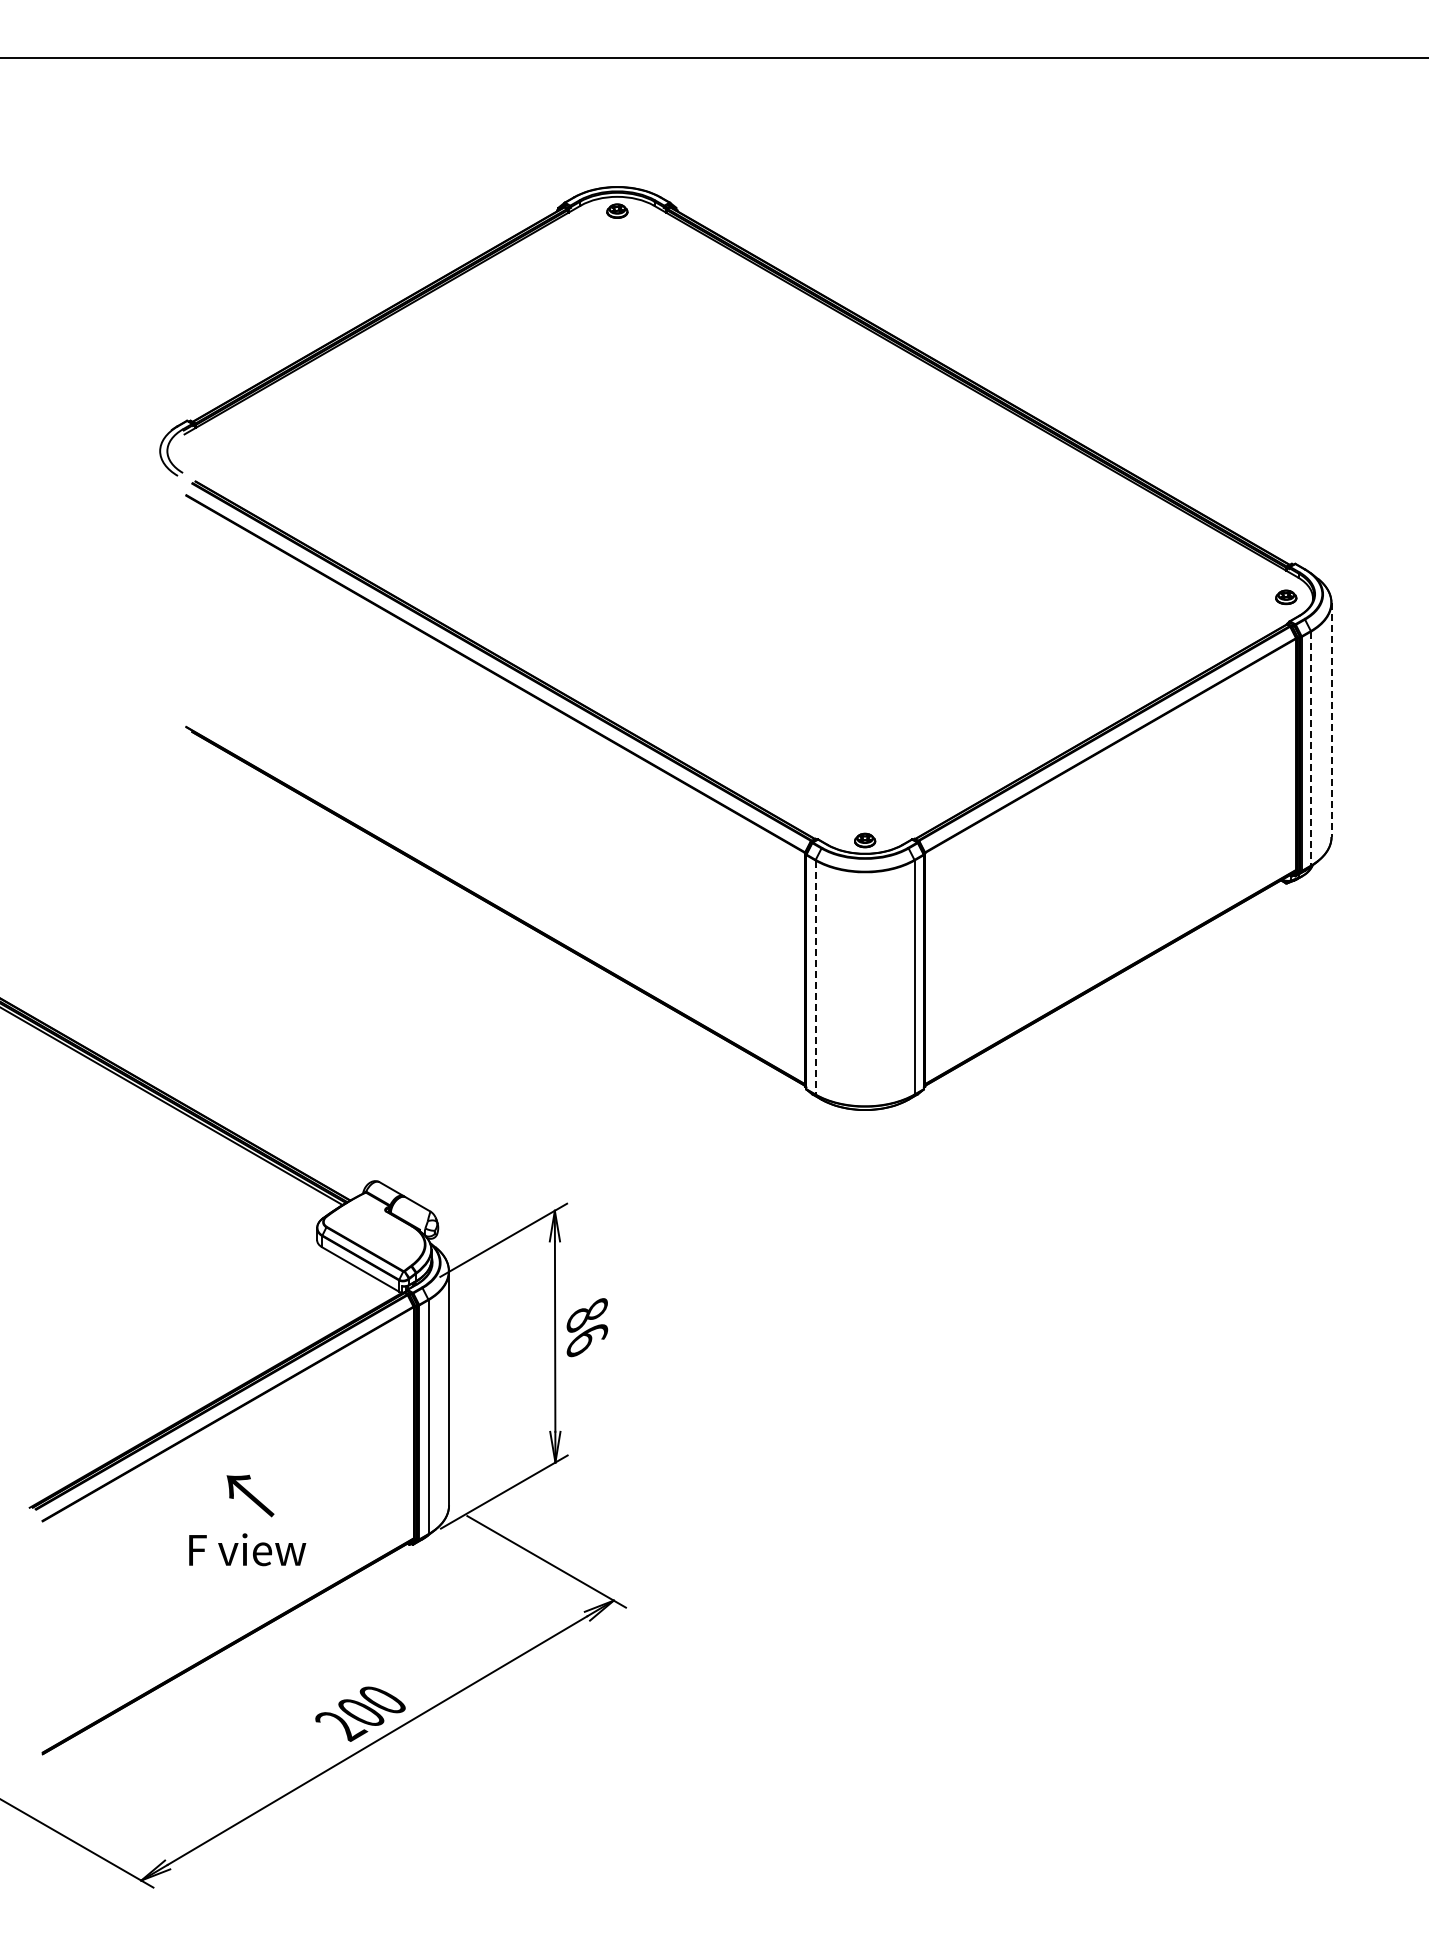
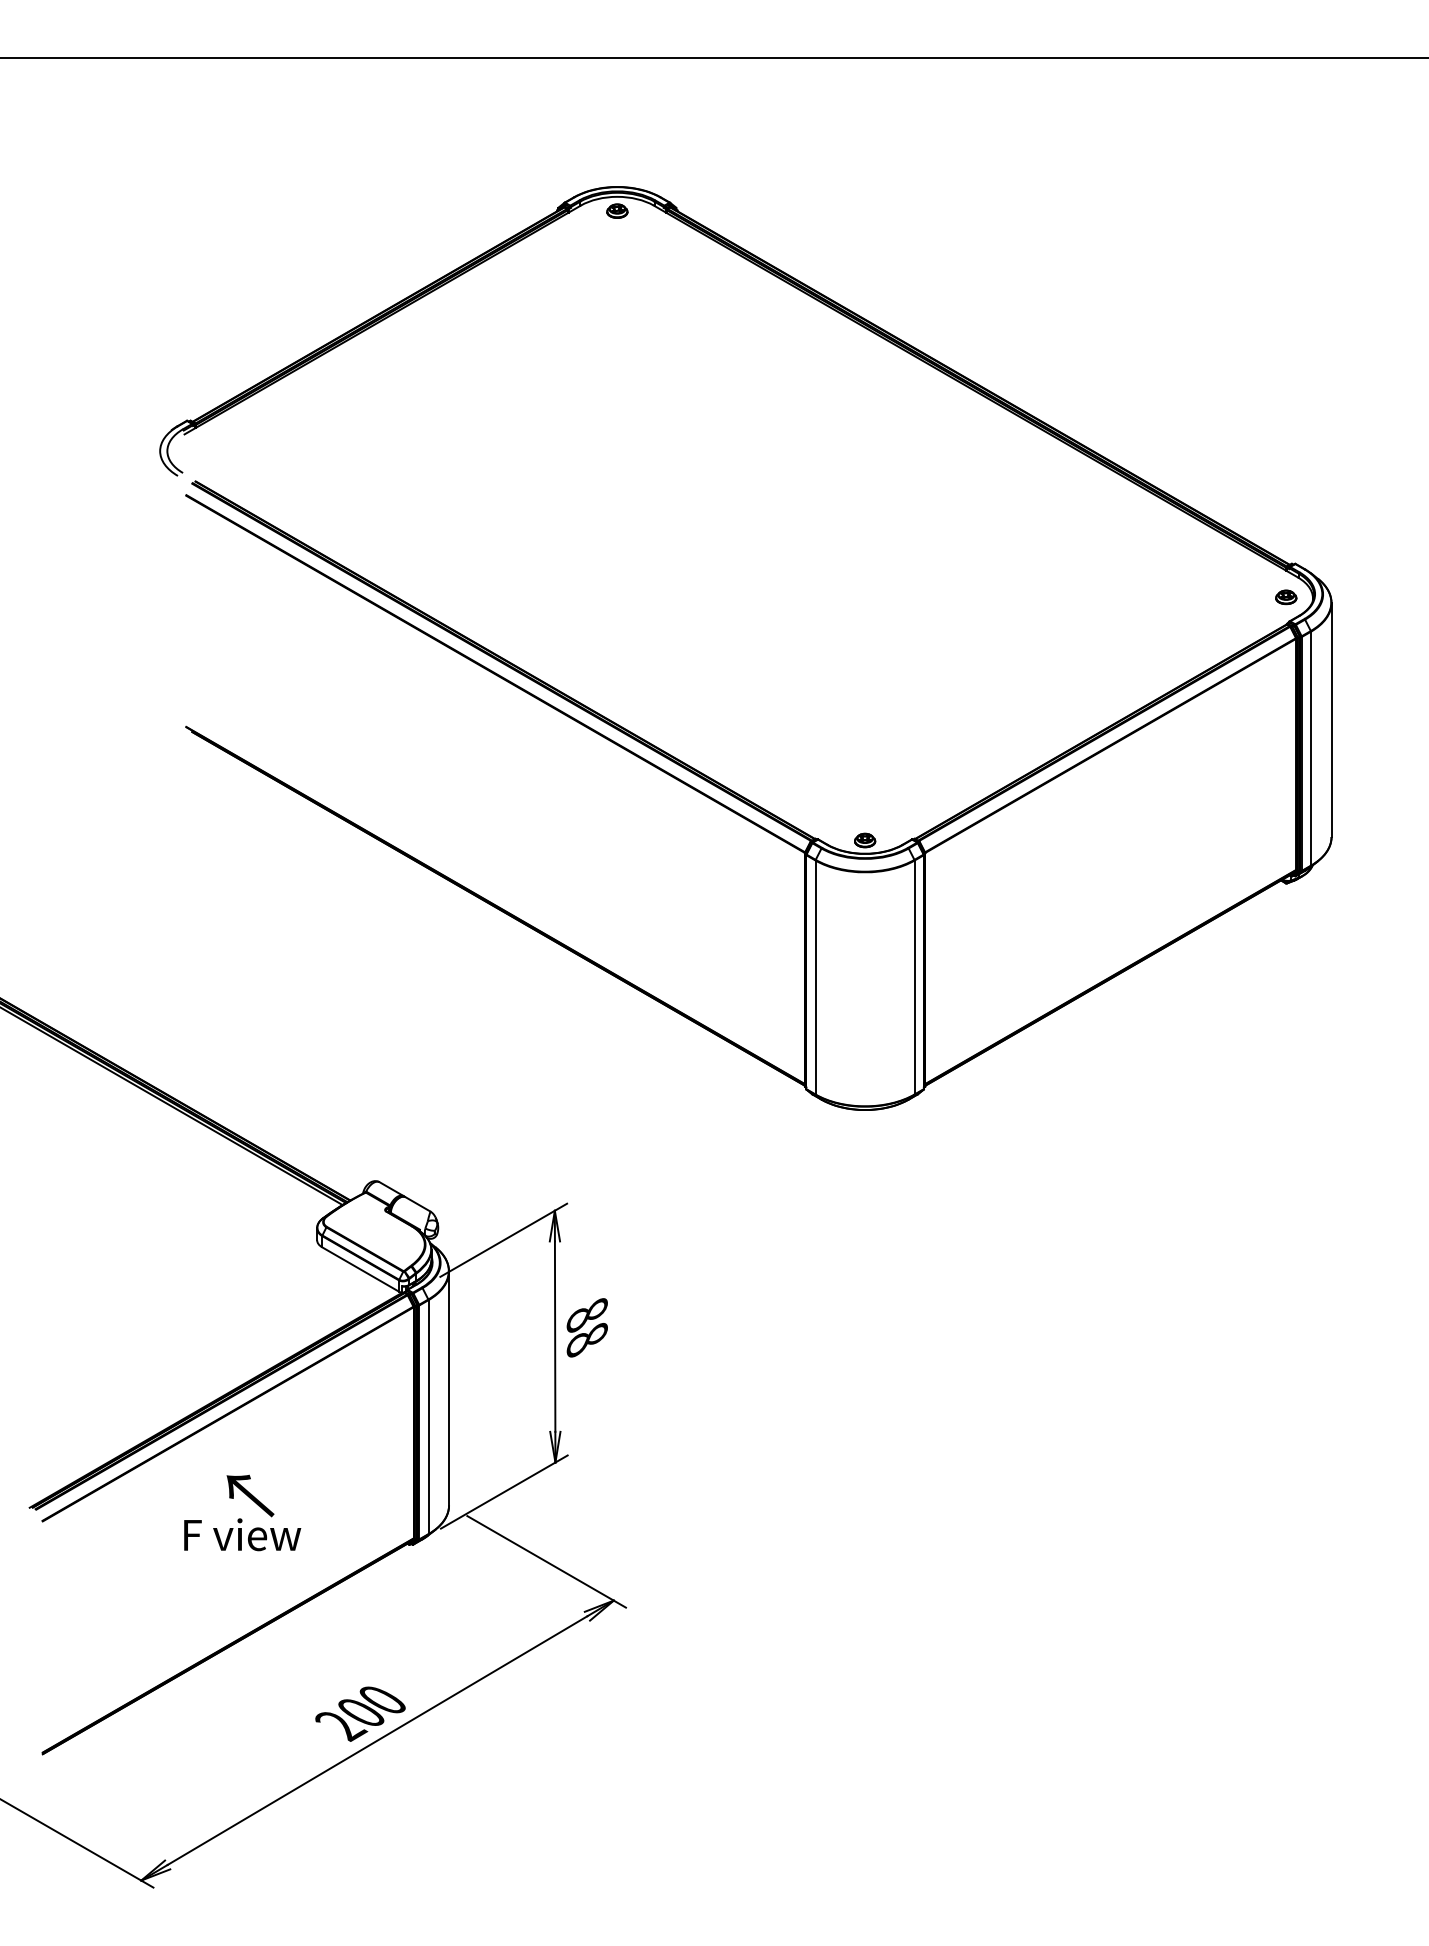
line: dashed -> solid (1331, 720)
line: dashed -> solid (1311, 748)
line: dashed -> solid (815, 977)
text: 86 -> 88 (587, 1340)
text position: (247, 1549) -> (242, 1534) (242, 1534)
